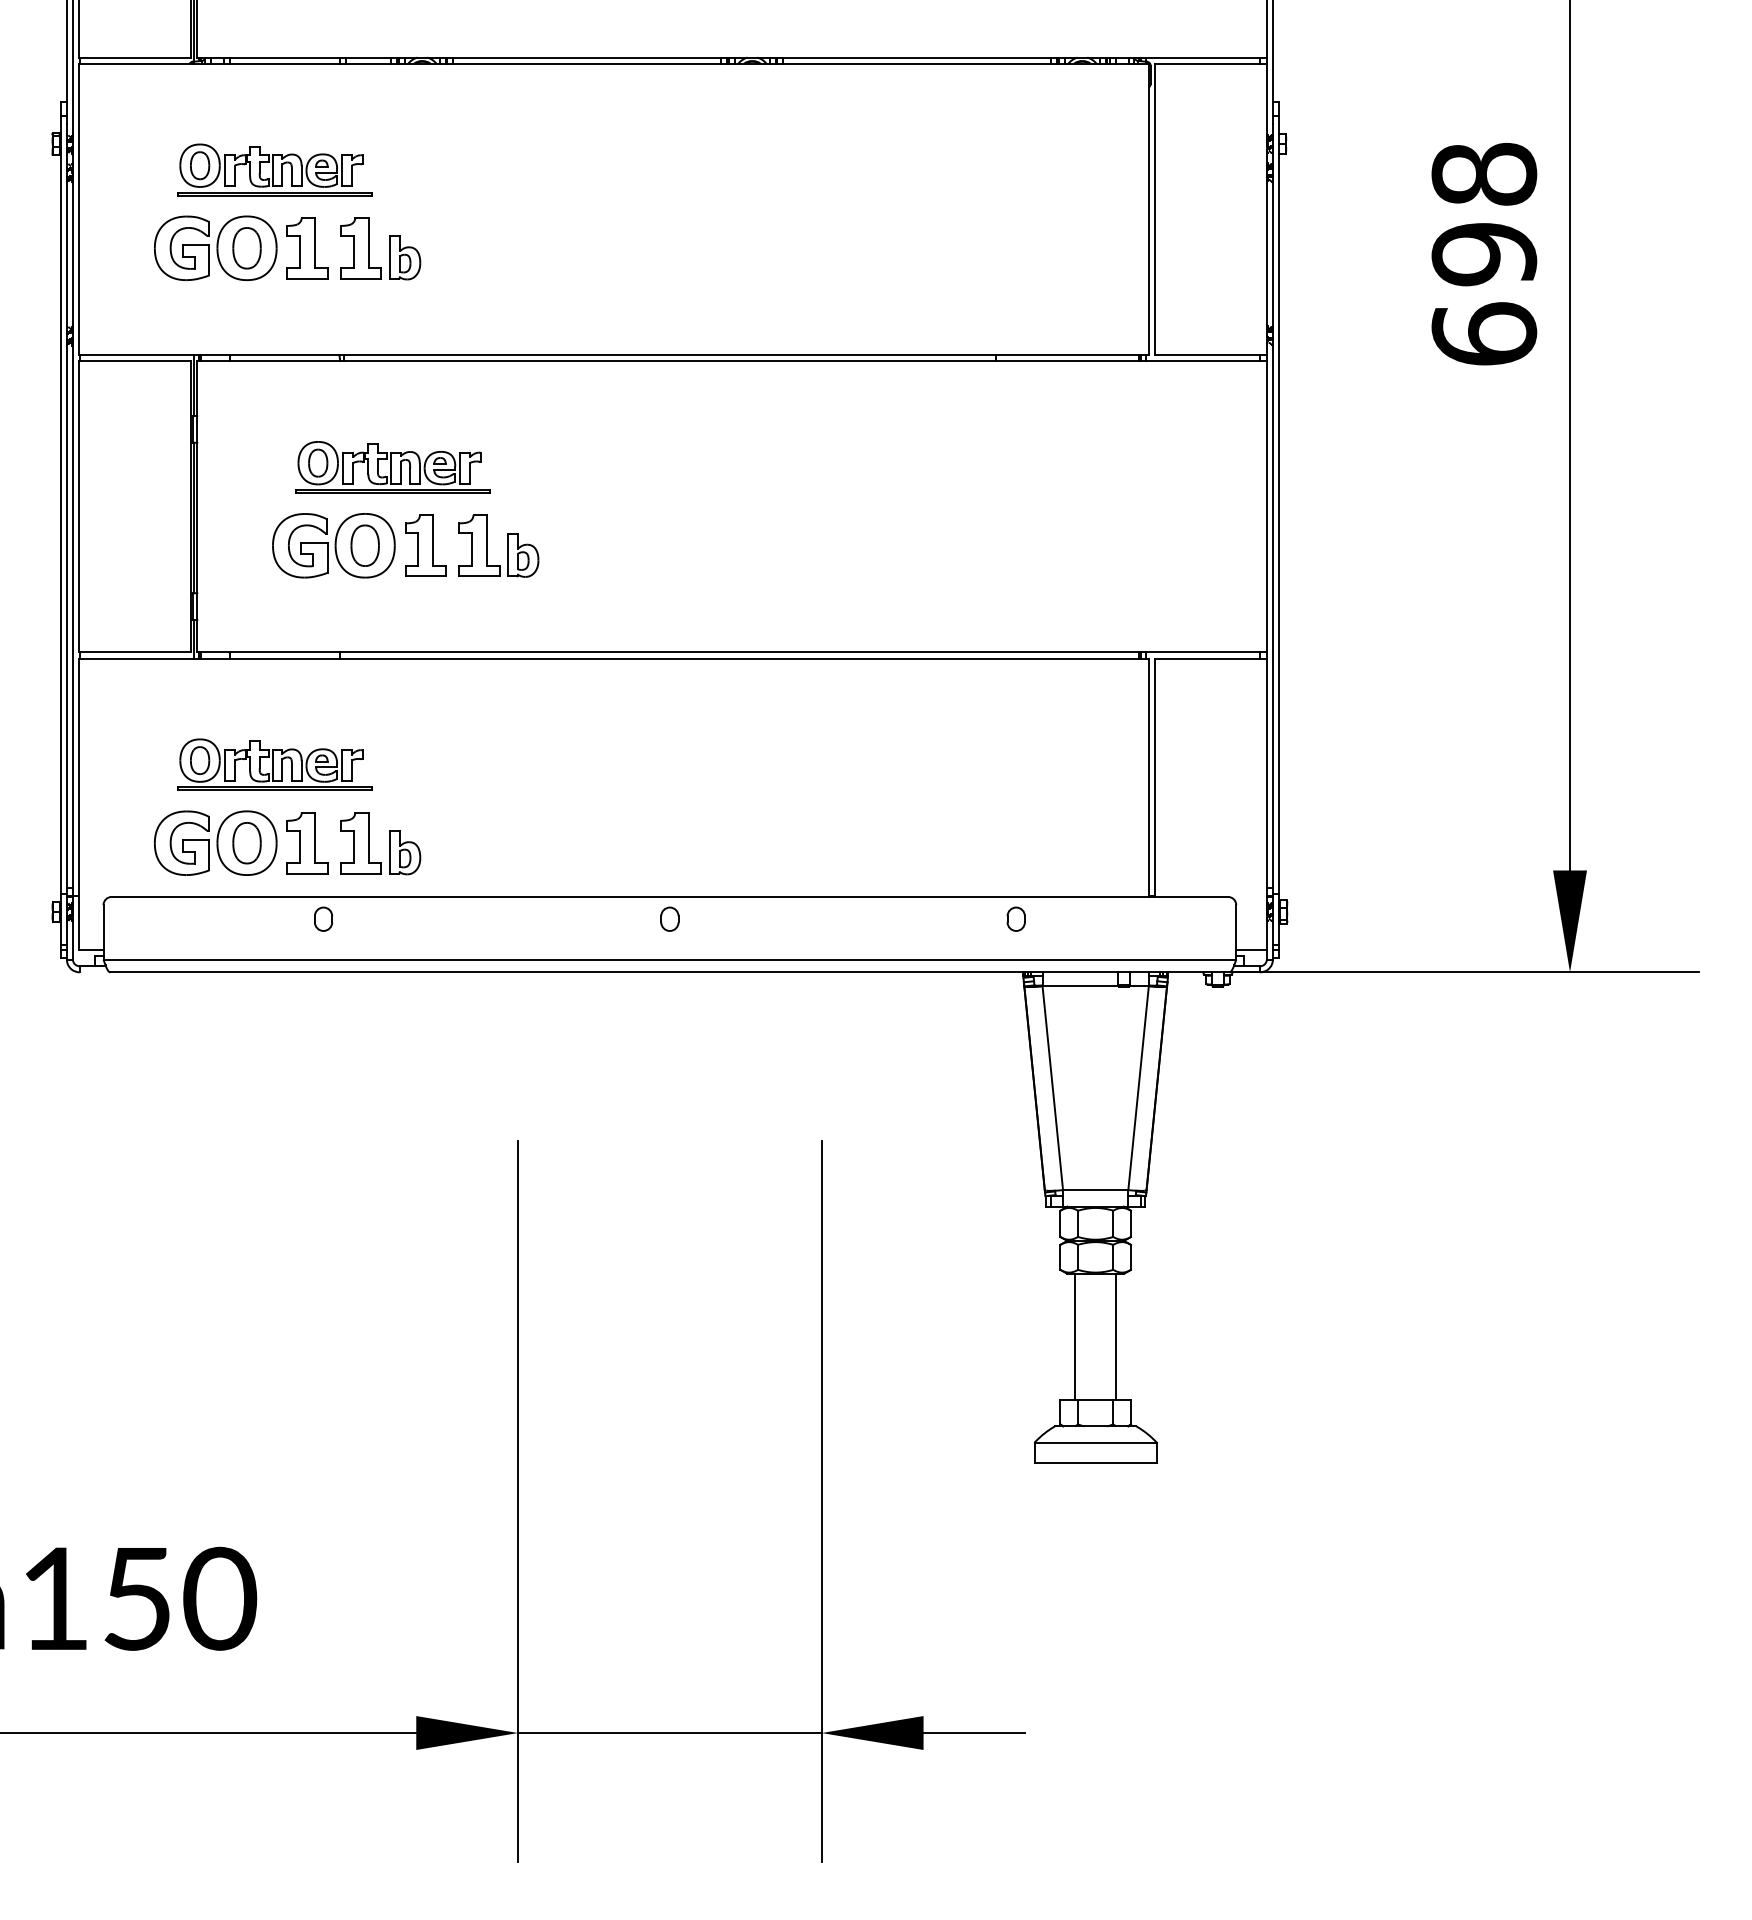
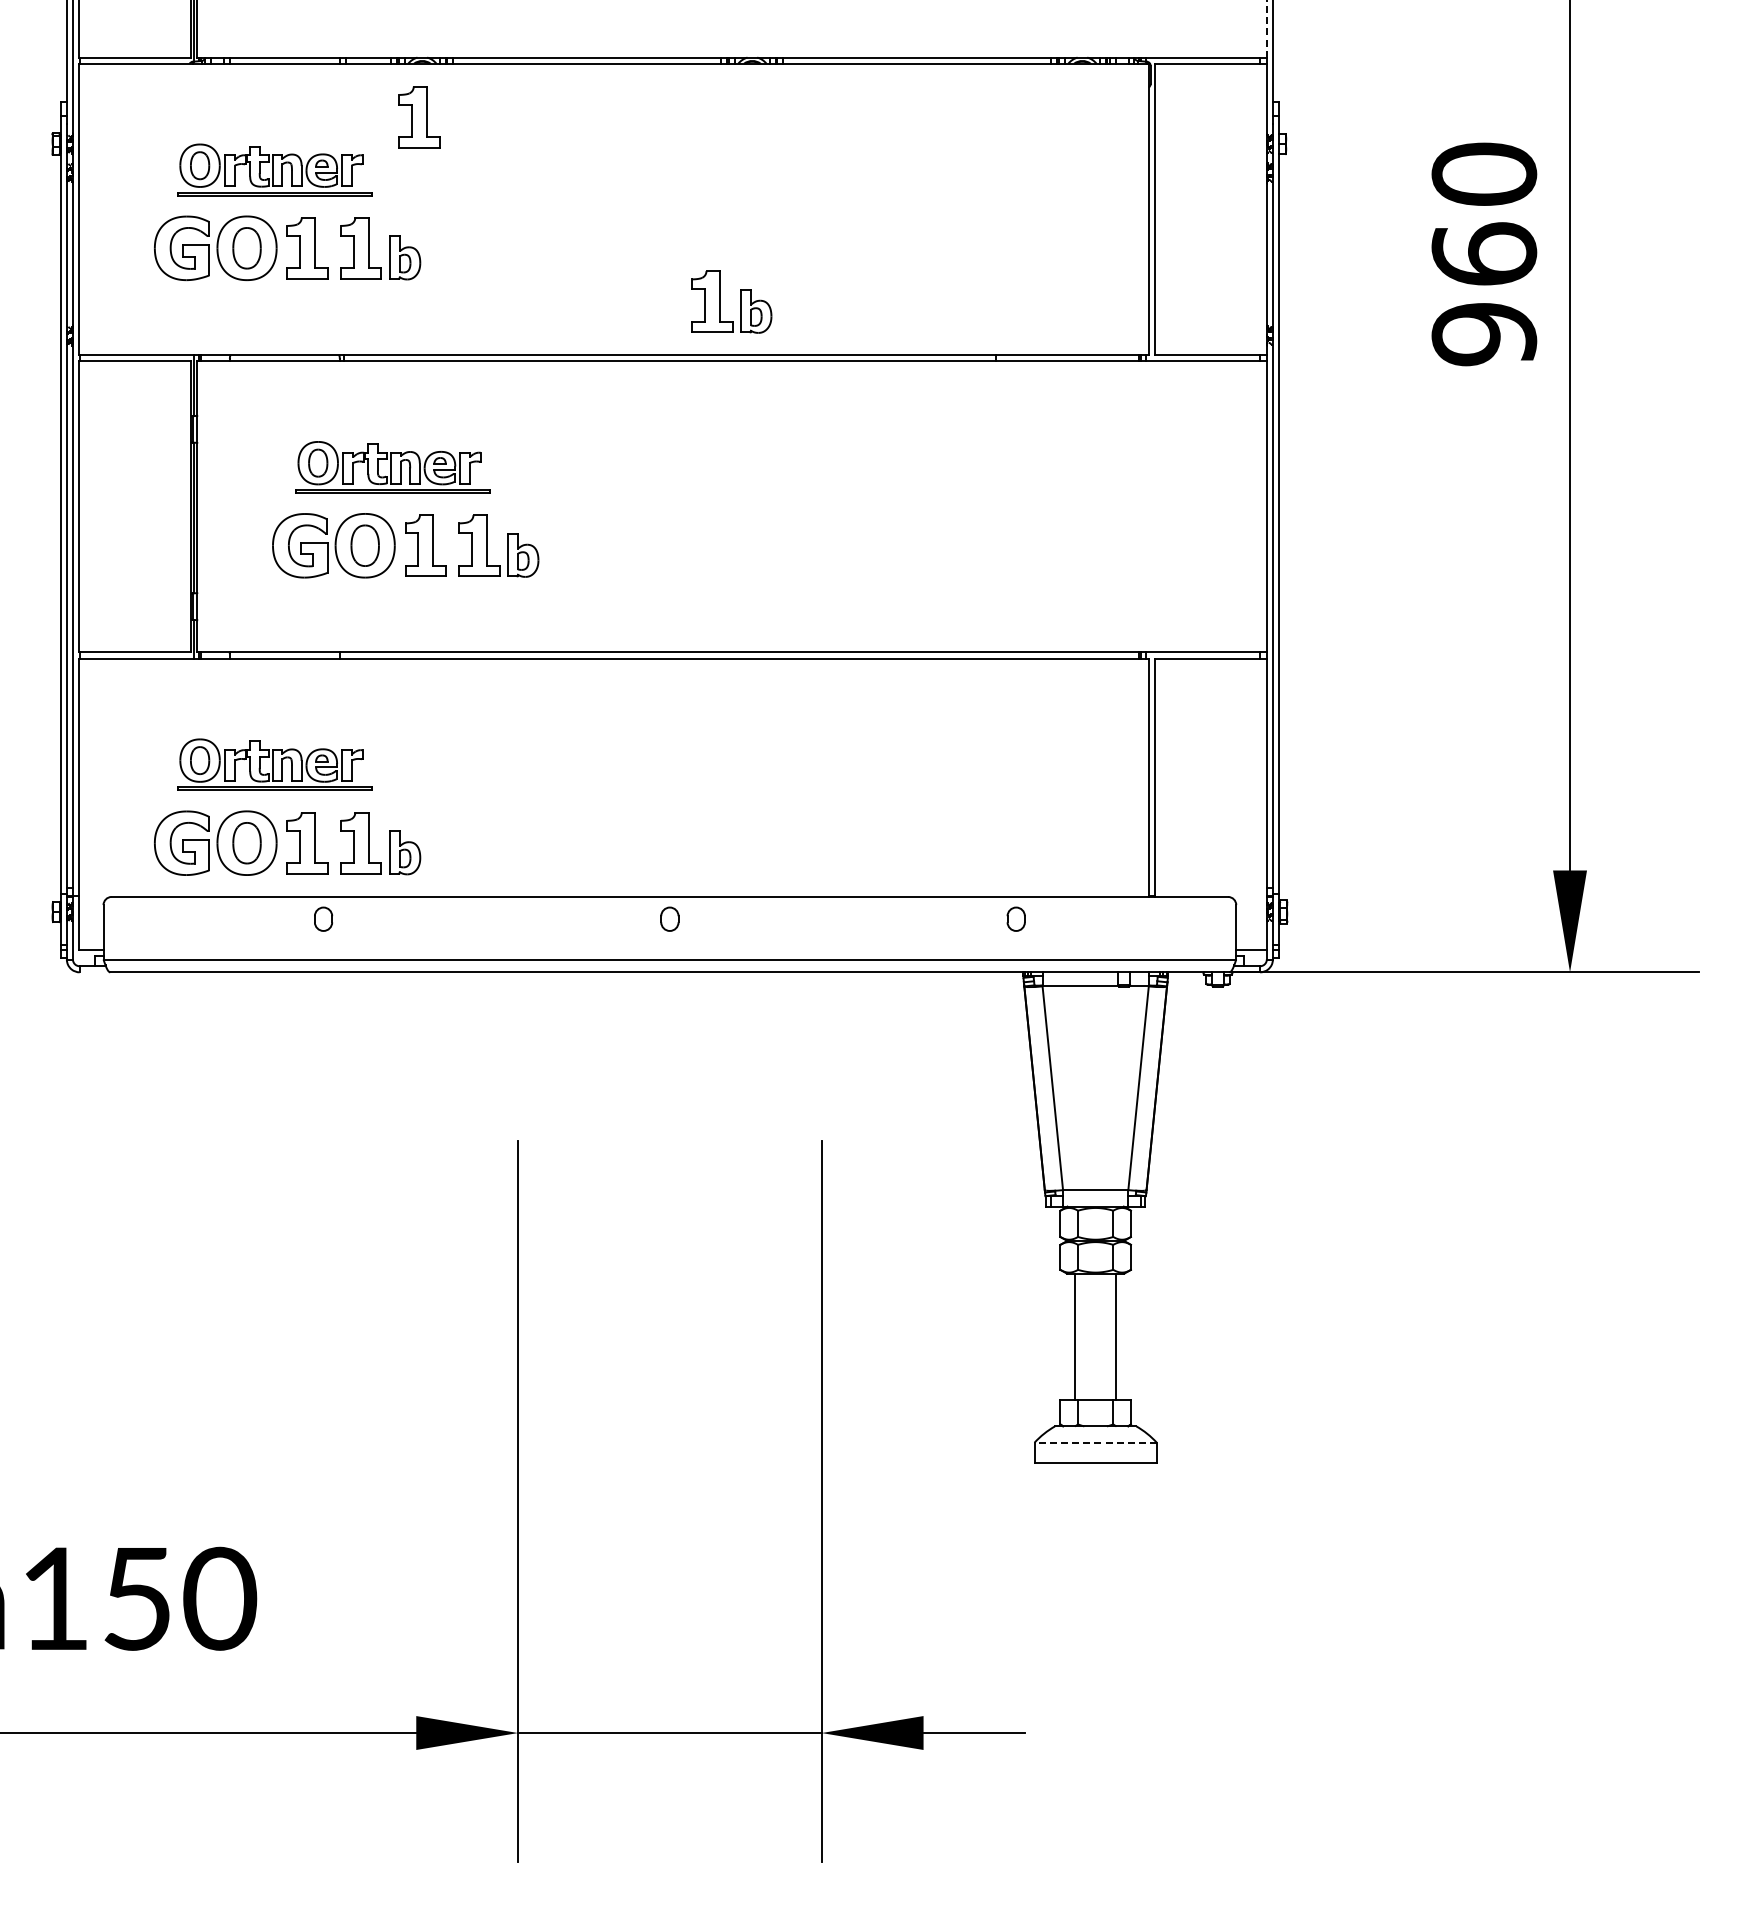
line: solid -> dashed (1266, 28)
part: none -> present (419, 117)
text: 698 -> 960 (1484, 254)
part: none -> present (740, 301)
line: solid -> dashed (1095, 1442)
